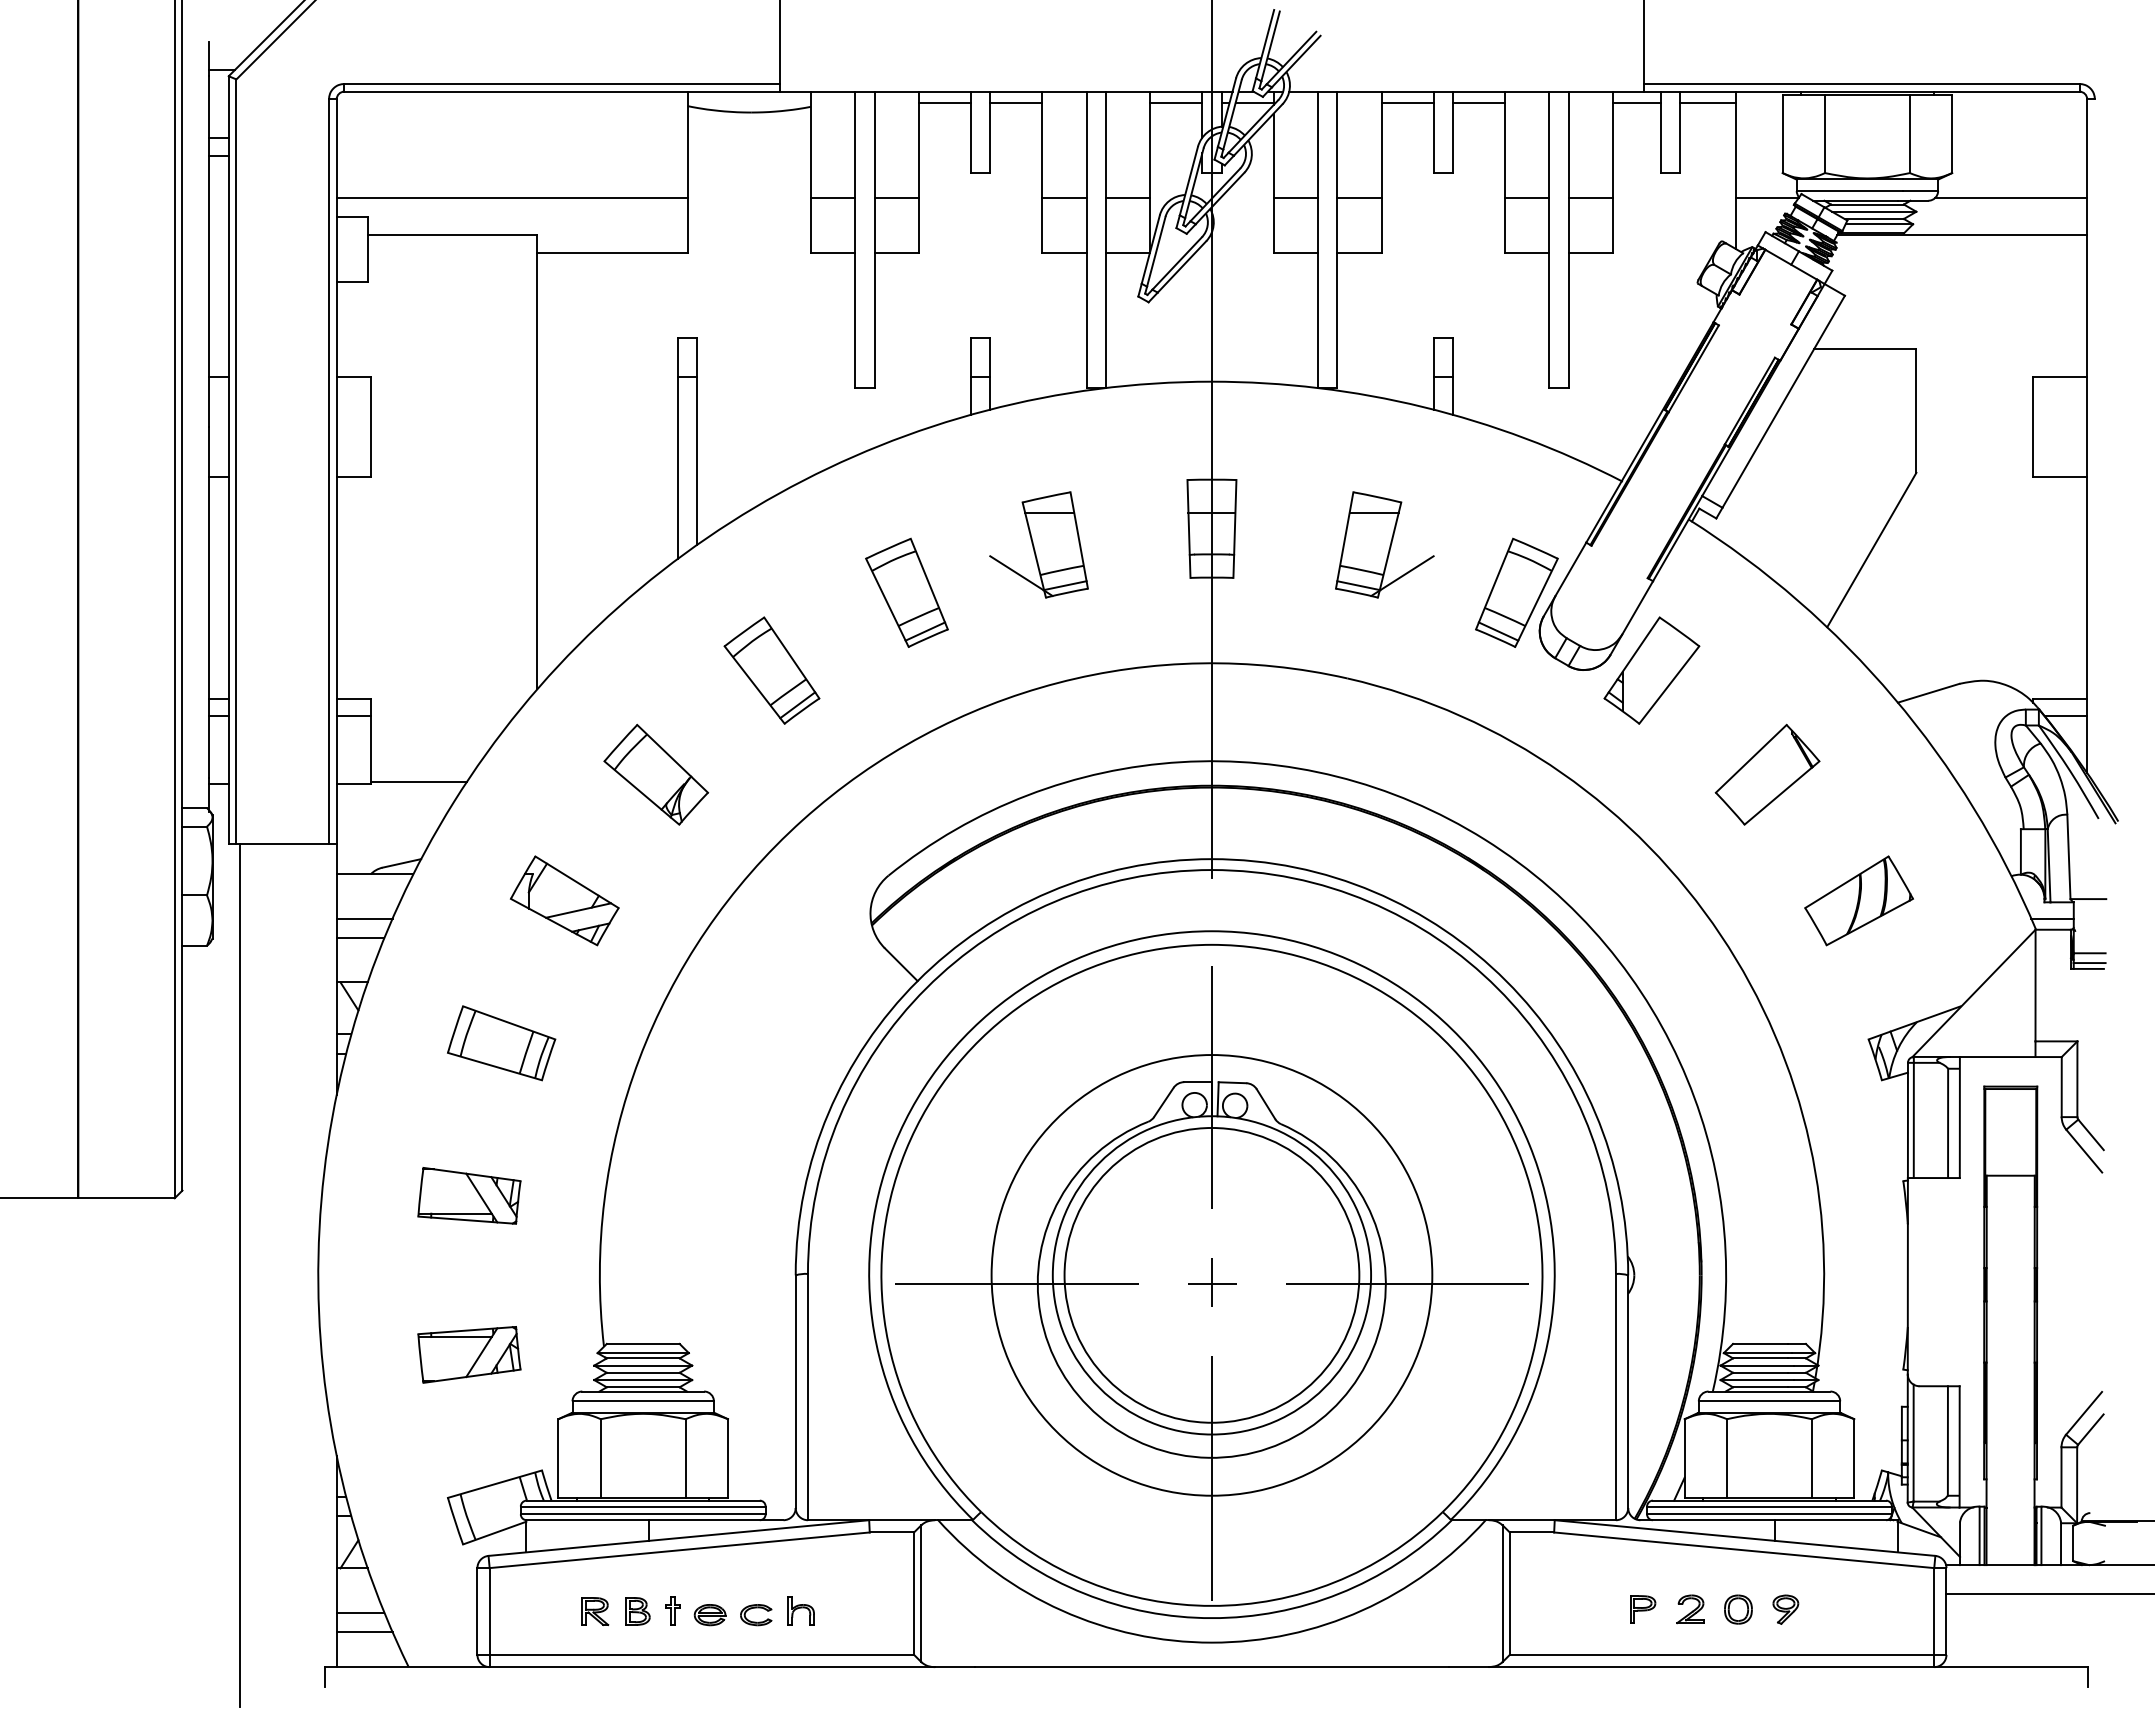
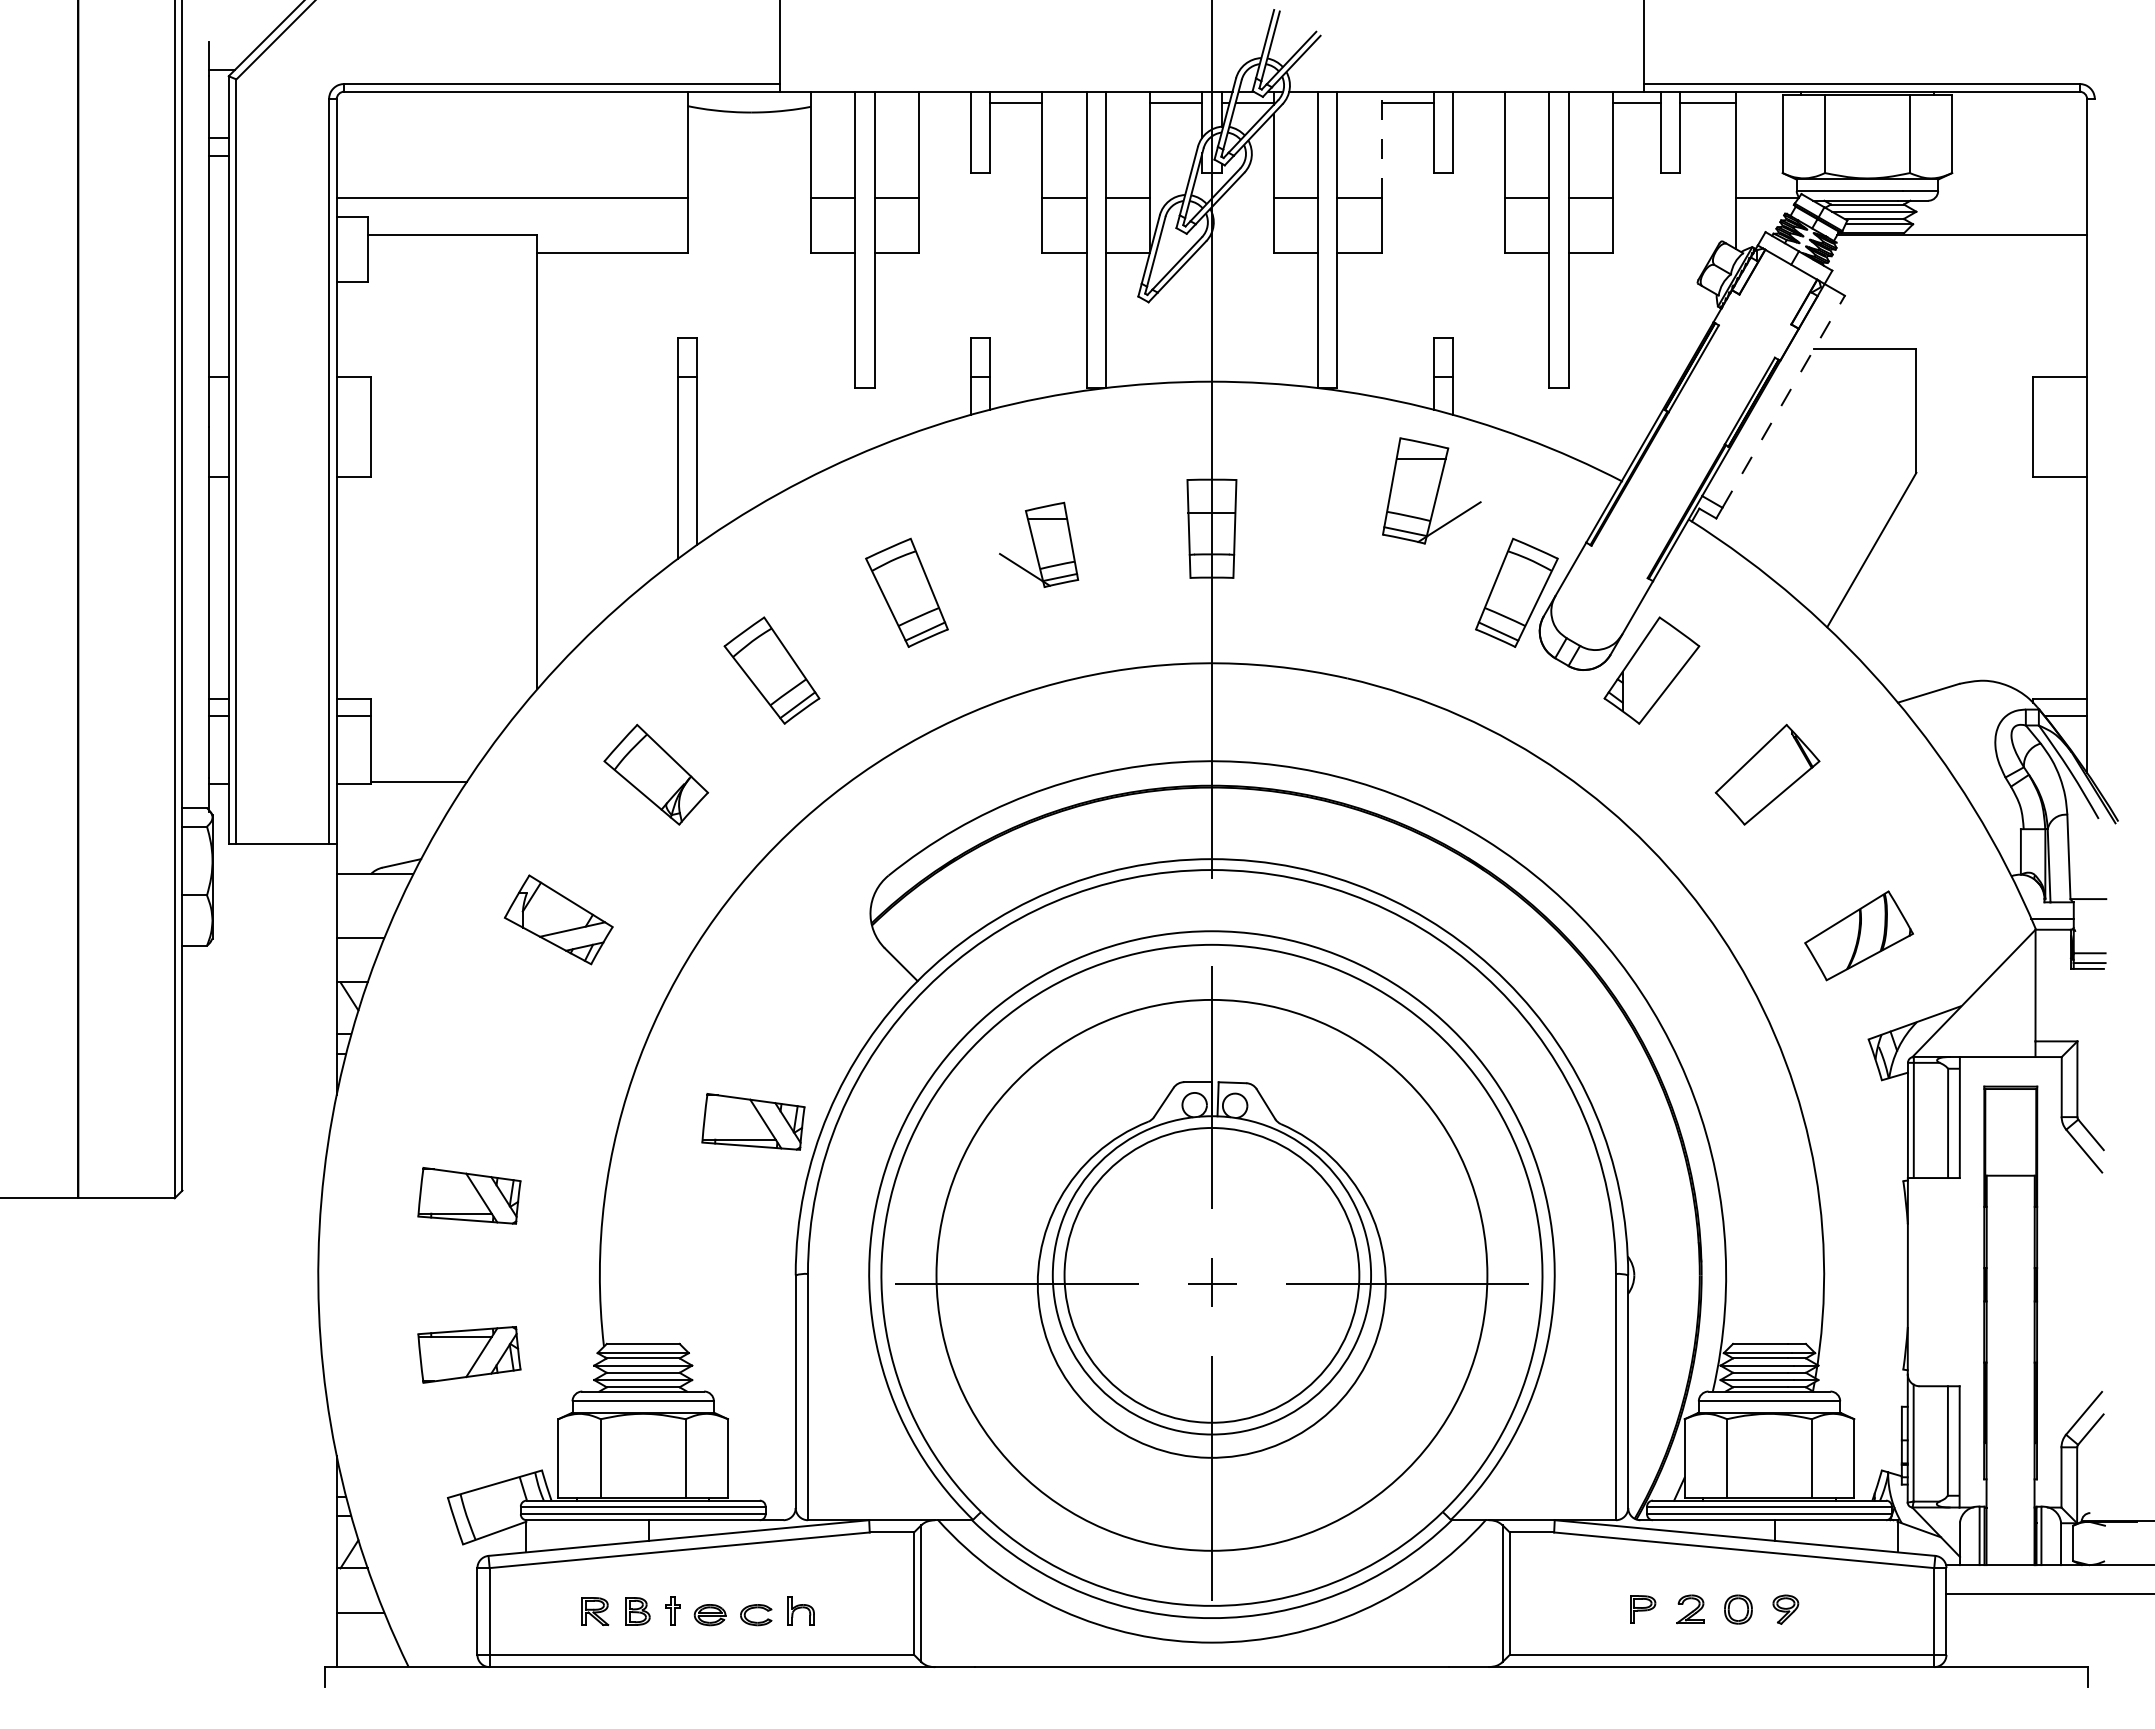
line: present -> none (944, 103)
line: present -> none (1478, 103)
line: solid -> dashed (1381, 144)
line: present -> none (2011, 197)
line: solid -> dashed (1783, 401)
part size: 100x108 px -> 81x87 px (1039, 544)
part position: (1384, 544) -> (1431, 490) (1431, 490)
part position: (564, 900) -> (558, 919) (558, 919)
part position: (1858, 900) -> (1858, 935) (1858, 935)
line: present -> none (364, 918)
part: present -> none (501, 1043)
part: none -> present (753, 1121)
line: present -> none (240, 1275)
circle diameter: 441 px -> 551 px (1211, 1274)
line: present -> none (364, 1632)
